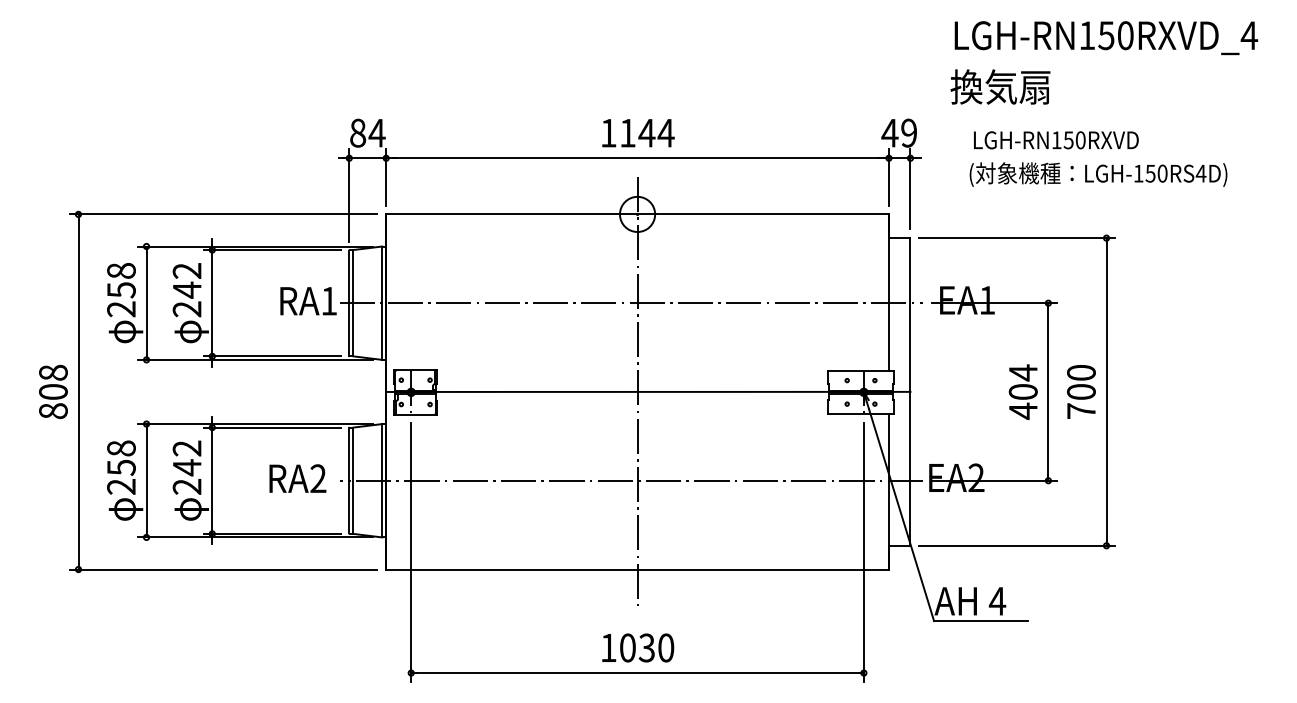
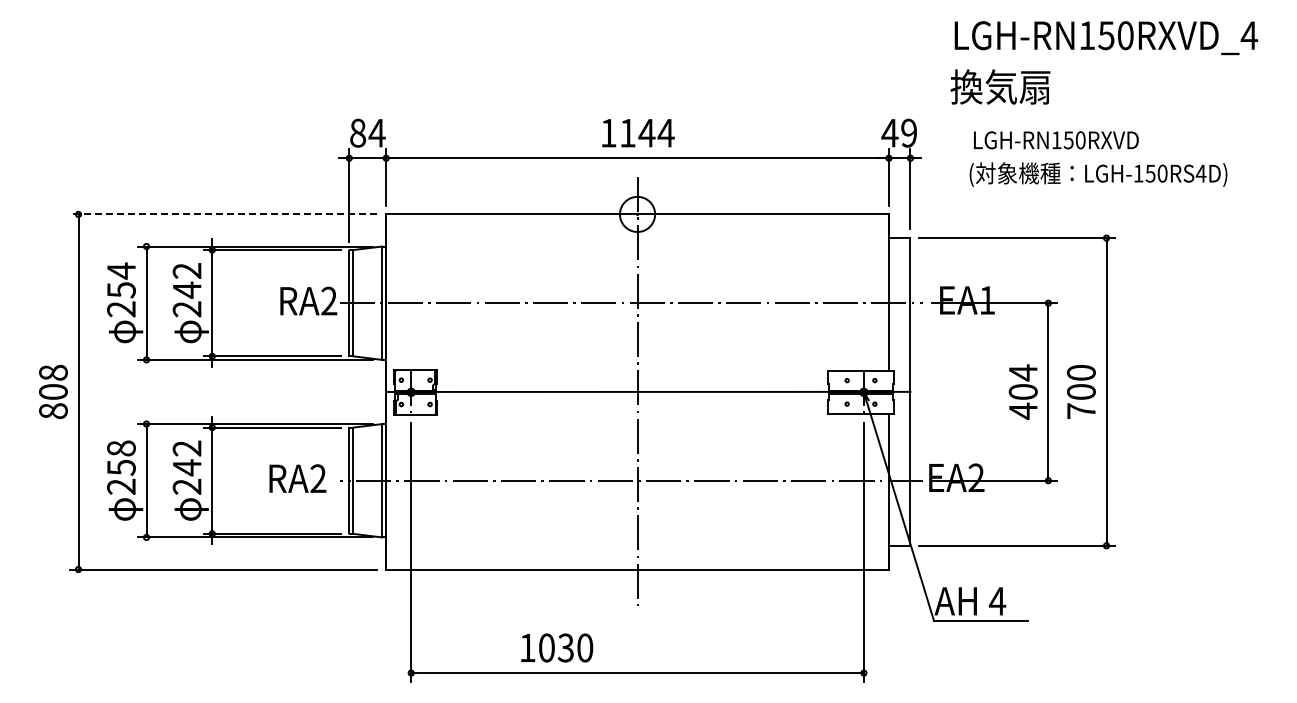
line: solid -> dashed (223, 214)
text: 258 -> 254 (121, 270)
text: RA1 -> RA2 (329, 300)
text position: (638, 647) -> (557, 647) (557, 647)
